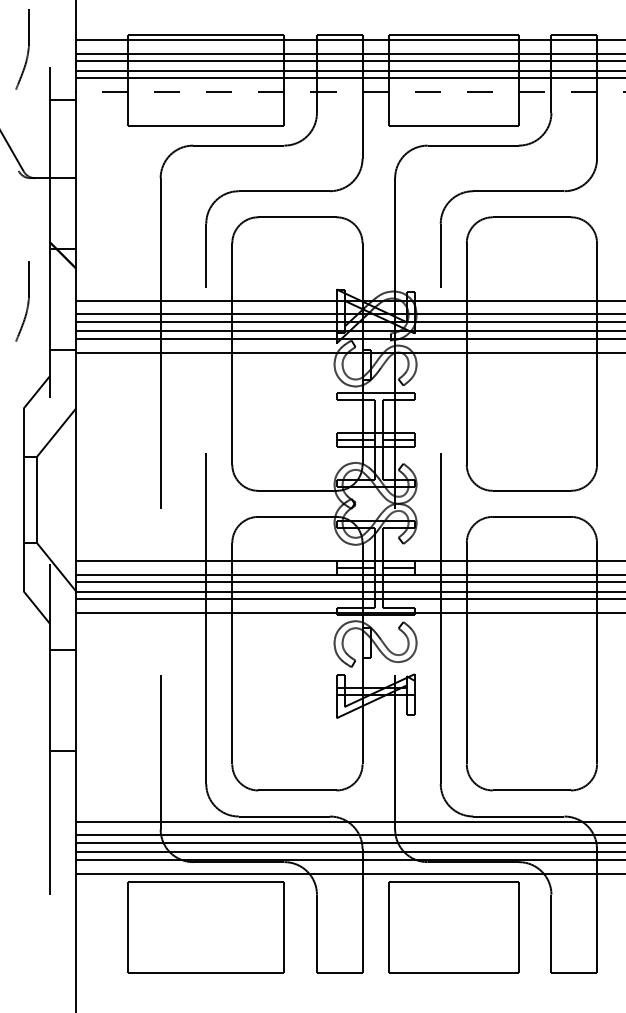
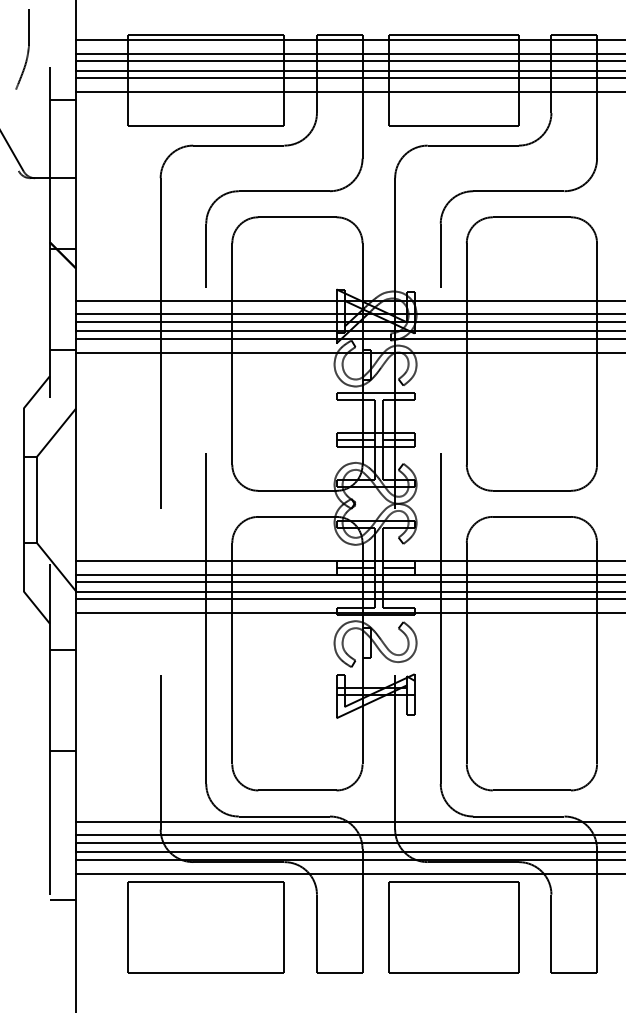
line: dashed -> solid (350, 92)
part: present -> none (22, 301)
line: none -> present (62, 900)
